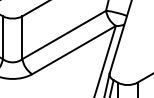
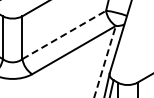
line: solid -> dashed (64, 34)
line: solid -> dashed (105, 61)
